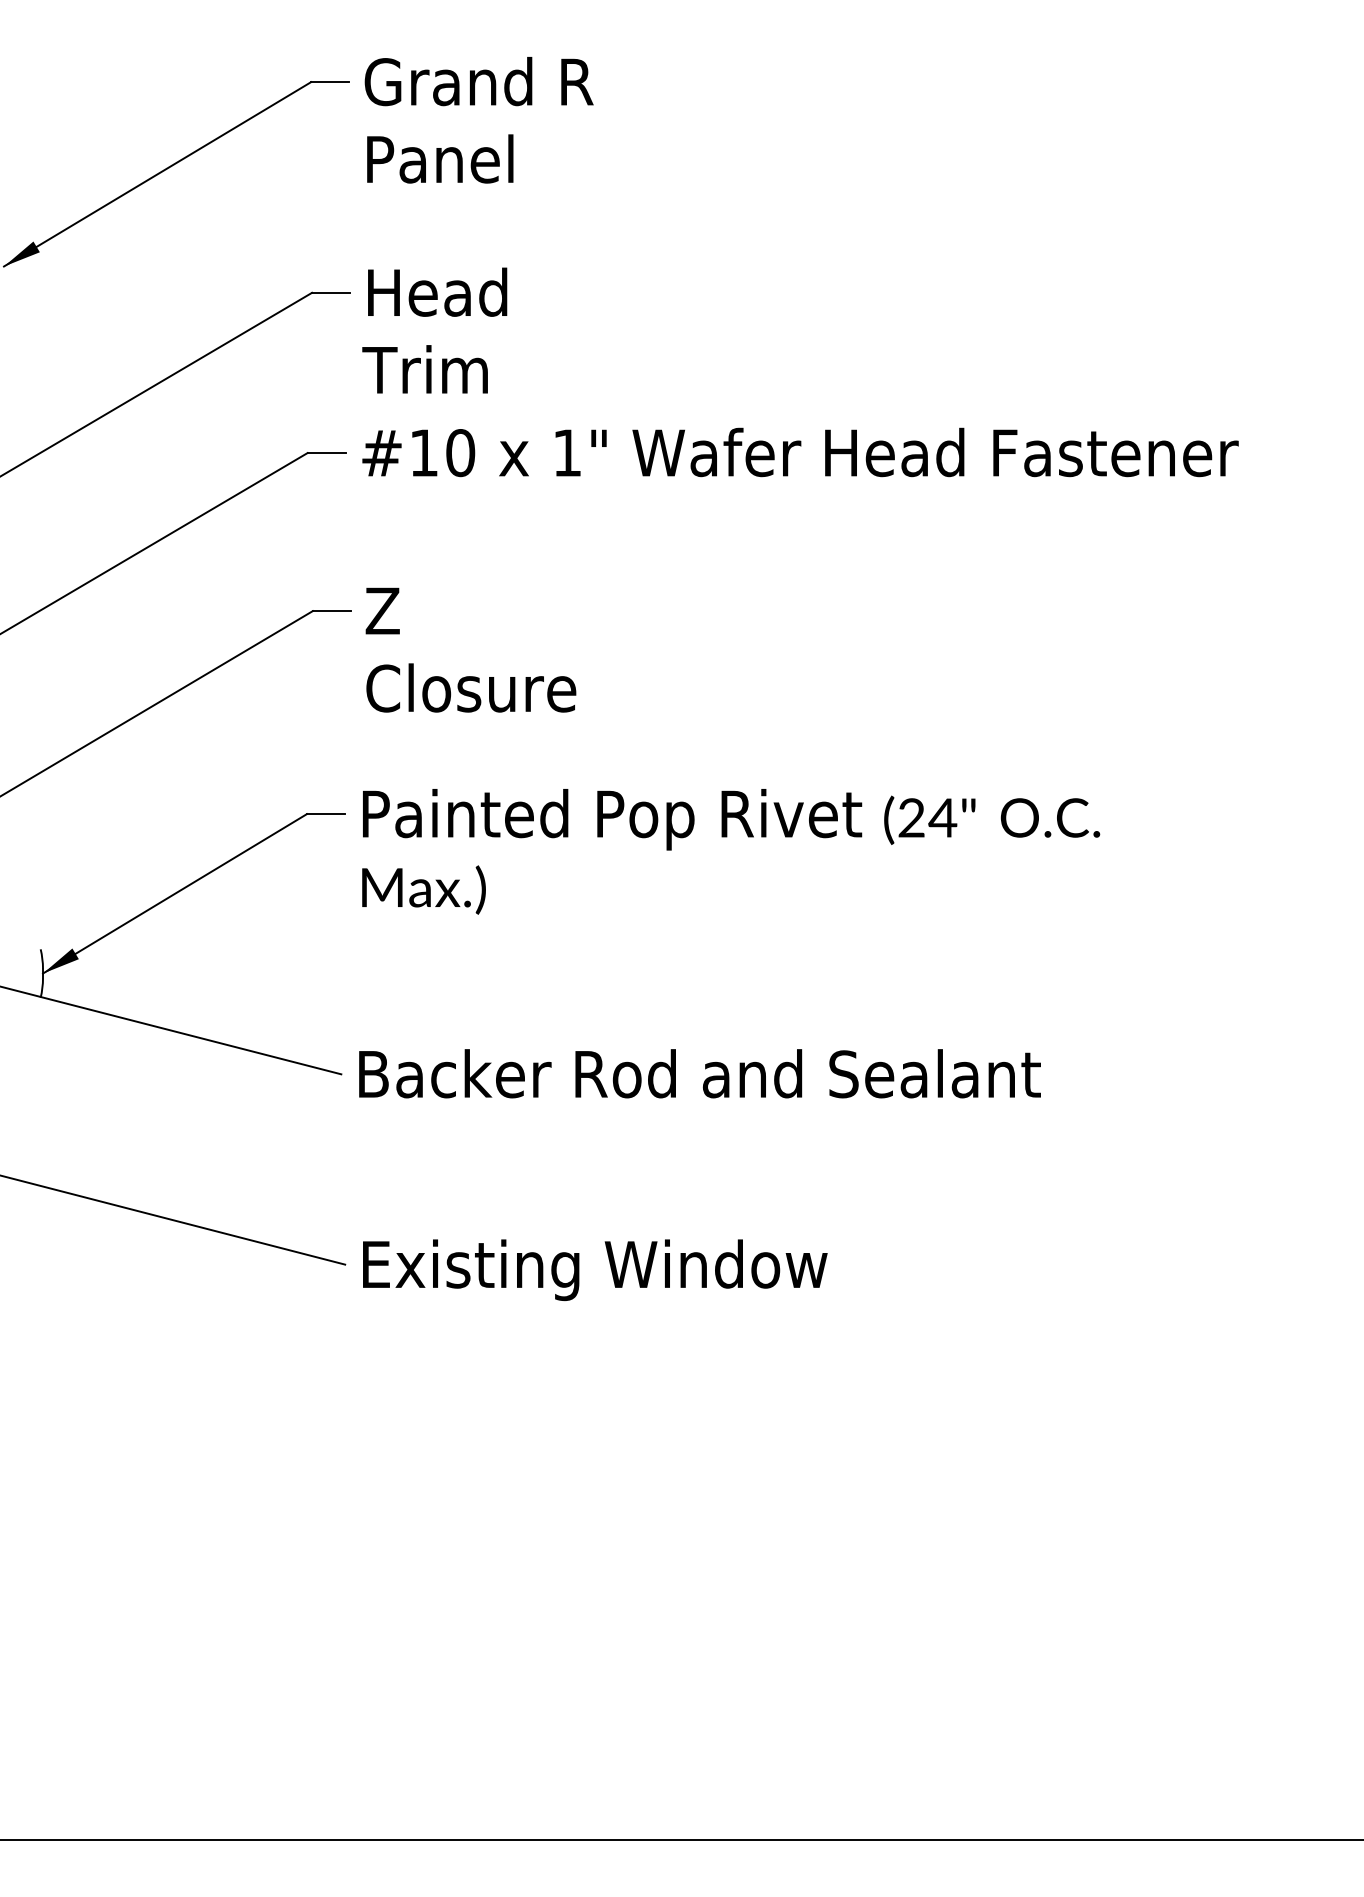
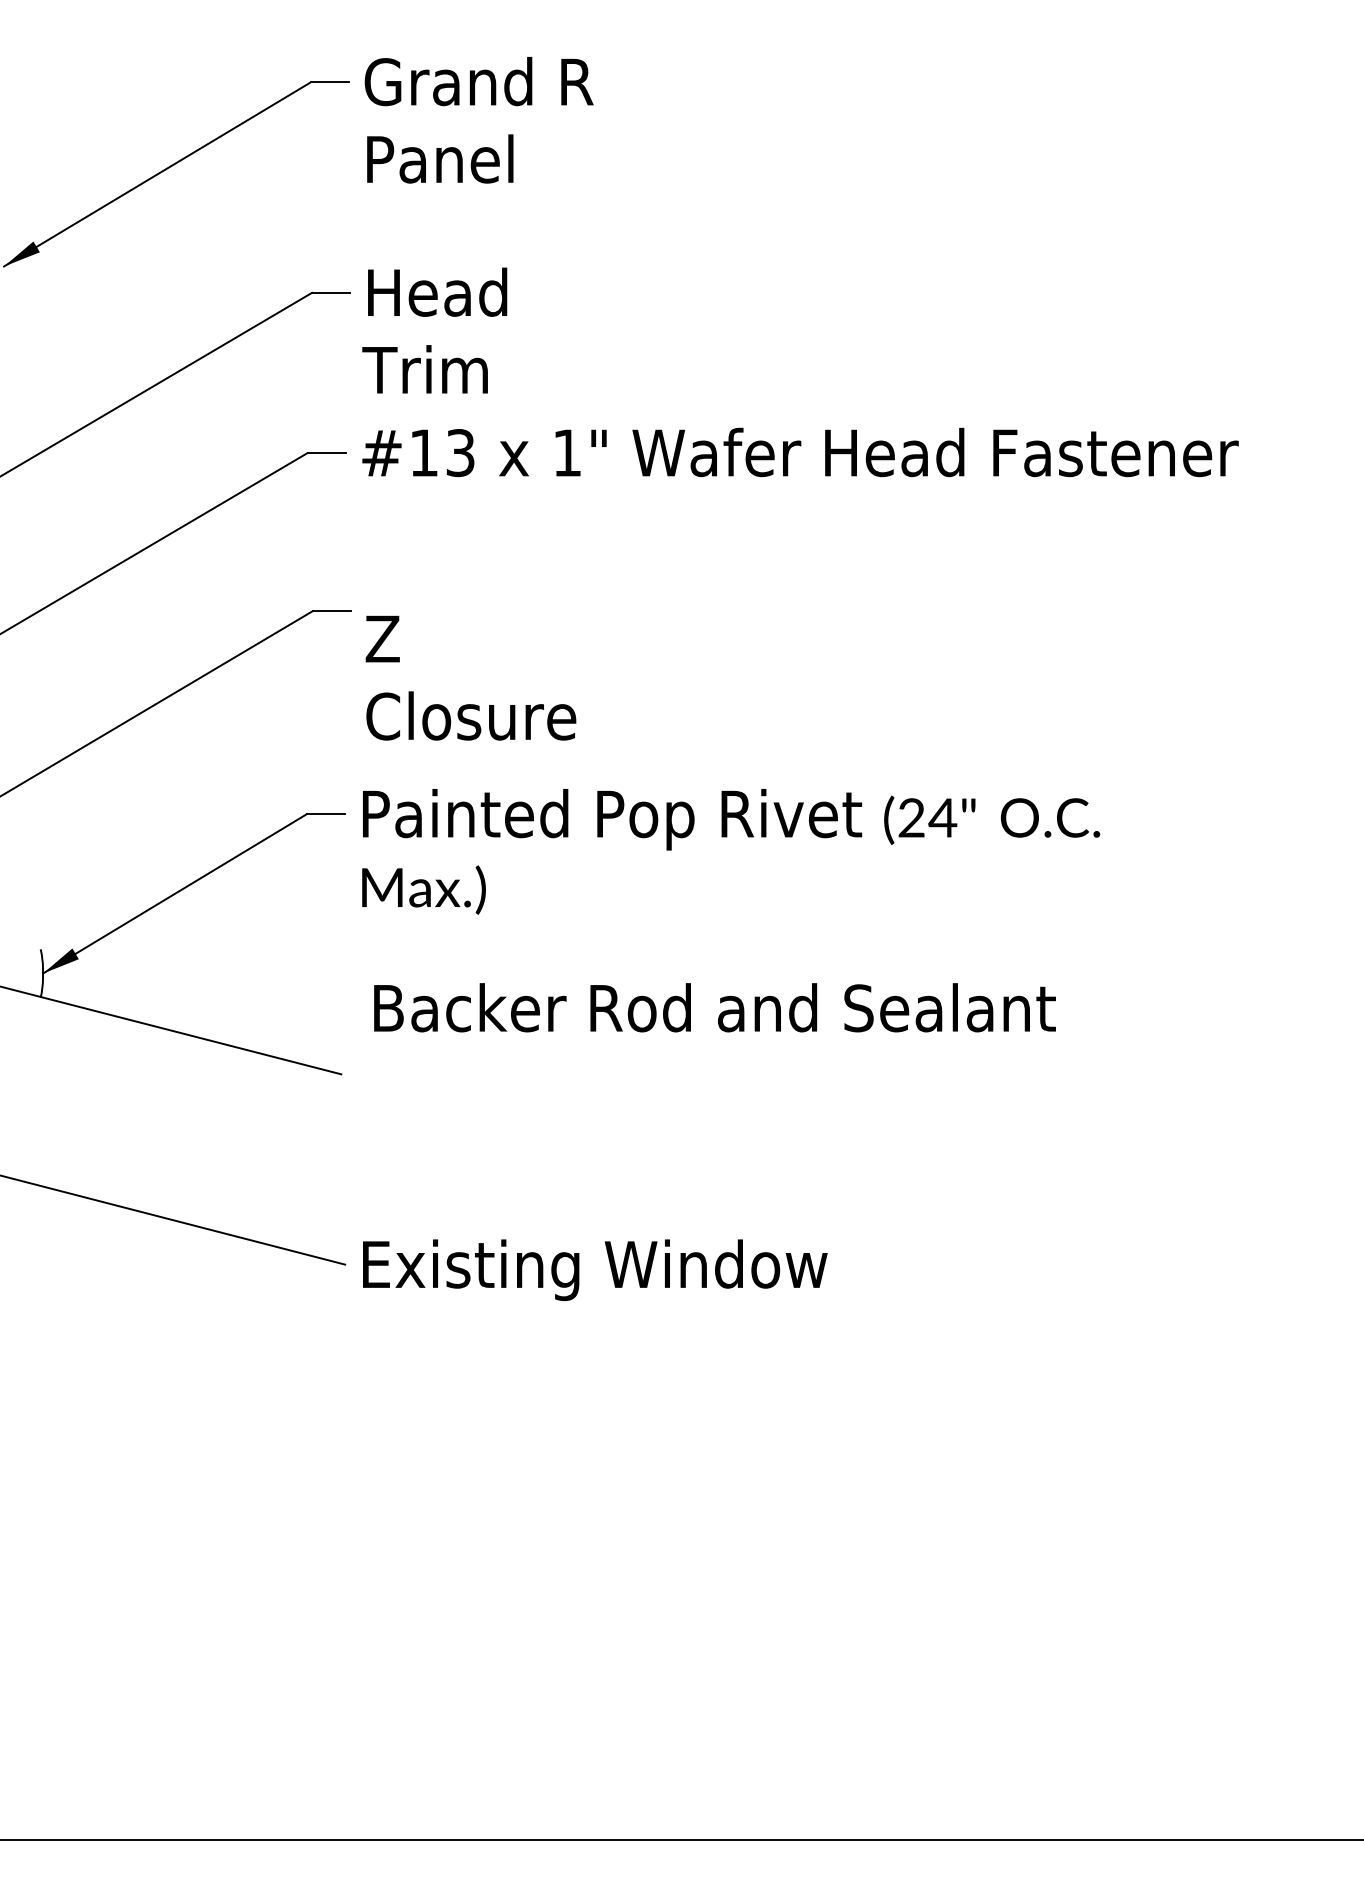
text: #10 -> #13 (460, 453)
text position: (470, 649) -> (470, 677) (470, 677)
text position: (699, 1073) -> (714, 1007) (714, 1007)
